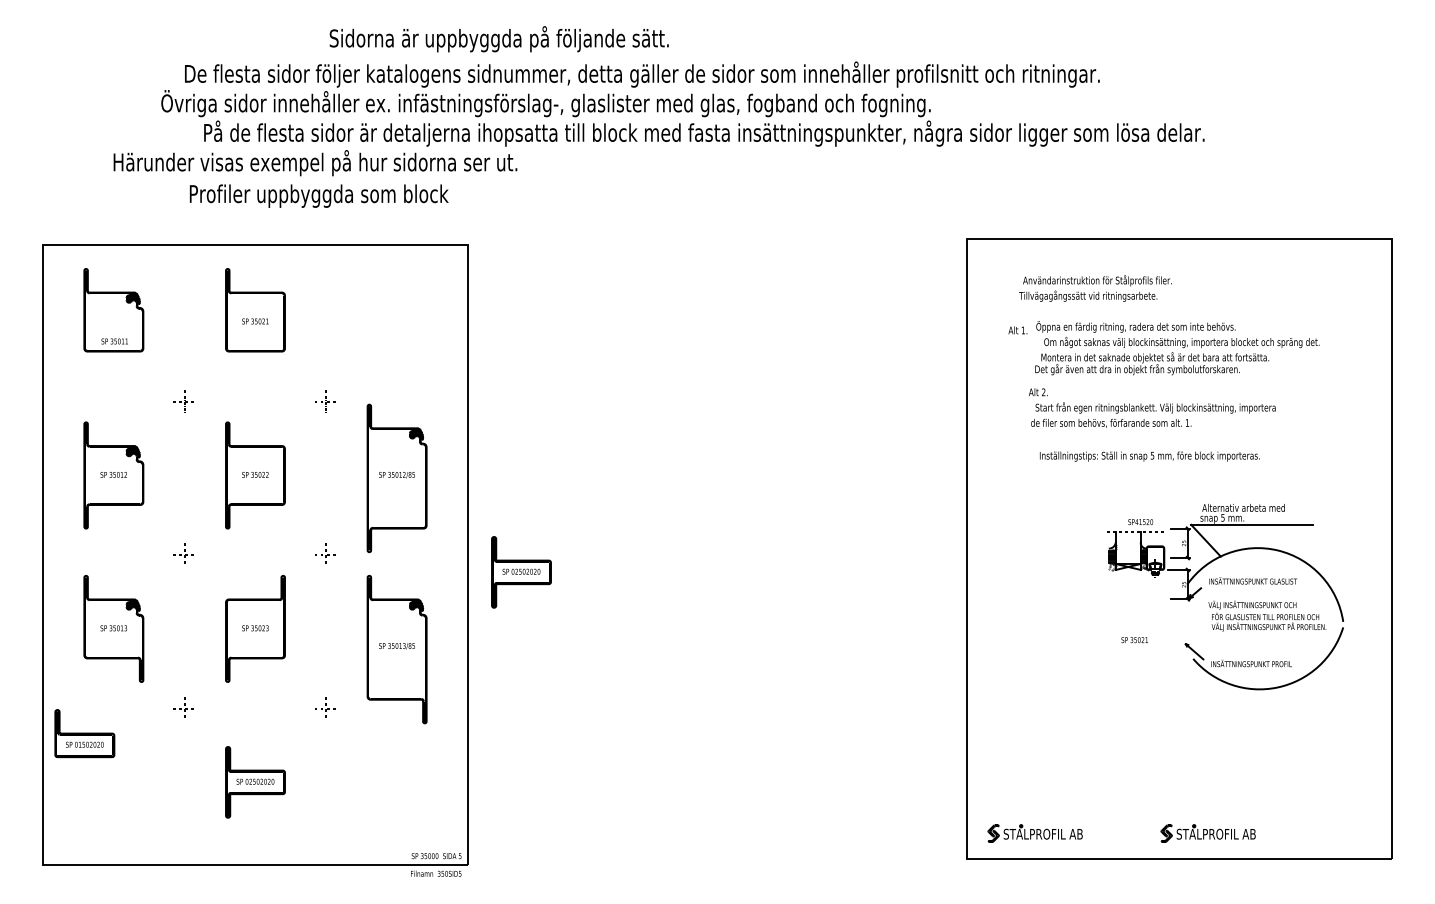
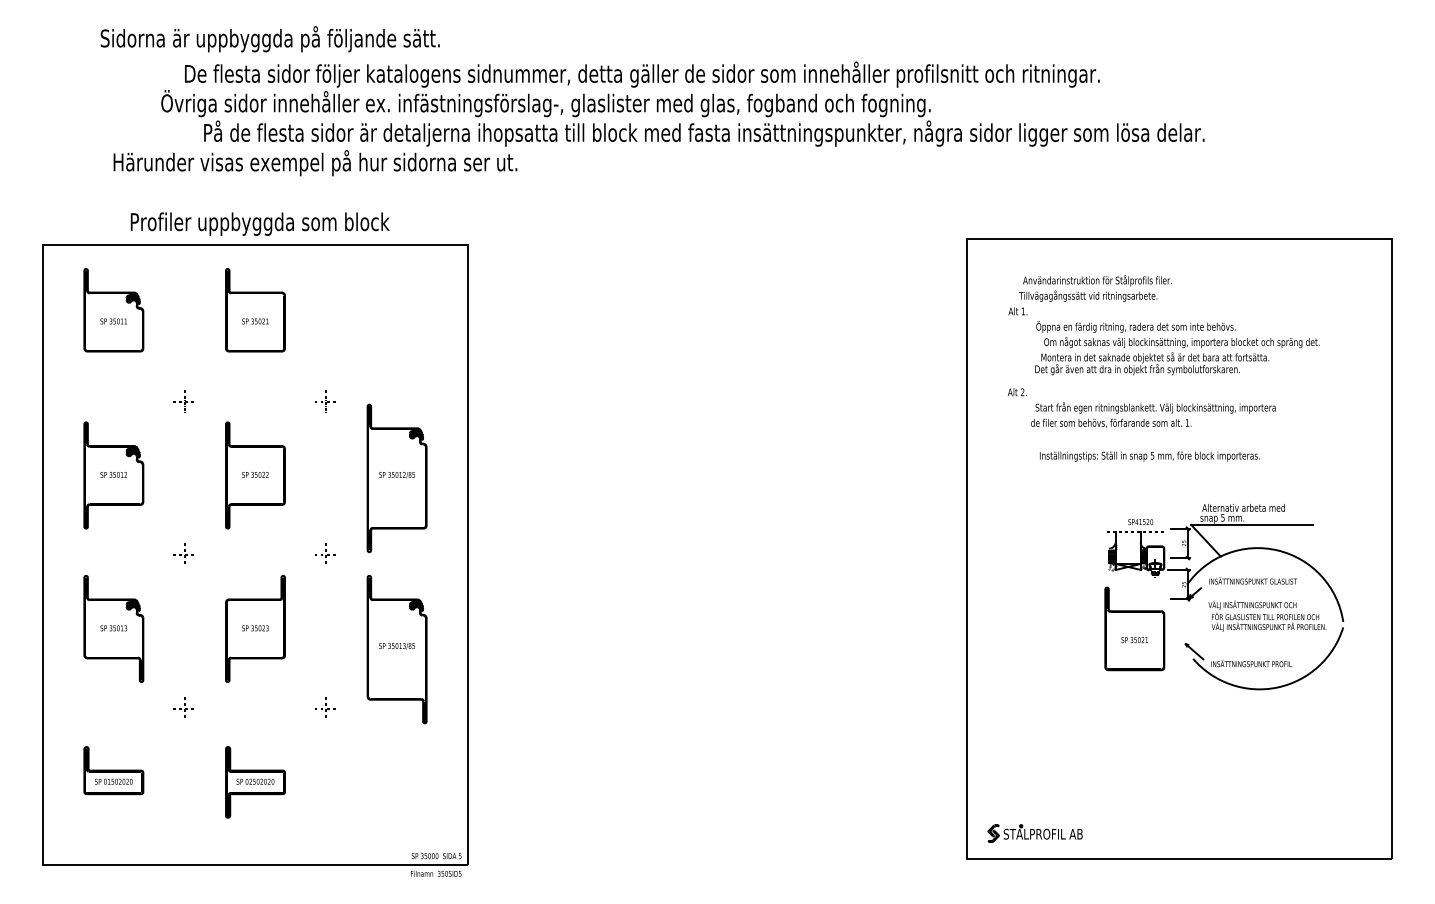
text position: (498, 39) -> (269, 39) (269, 39)
text position: (318, 195) -> (259, 223) (259, 223)
text position: (1017, 330) -> (1017, 311) (1017, 311)
text position: (114, 341) -> (113, 321) (113, 321)
text position: (1038, 392) -> (1017, 392) (1017, 392)
part: present -> none (521, 572)
part: none -> present (1134, 628)
part position: (84, 733) -> (113, 770) (113, 770)
part: present -> none (1207, 833)
